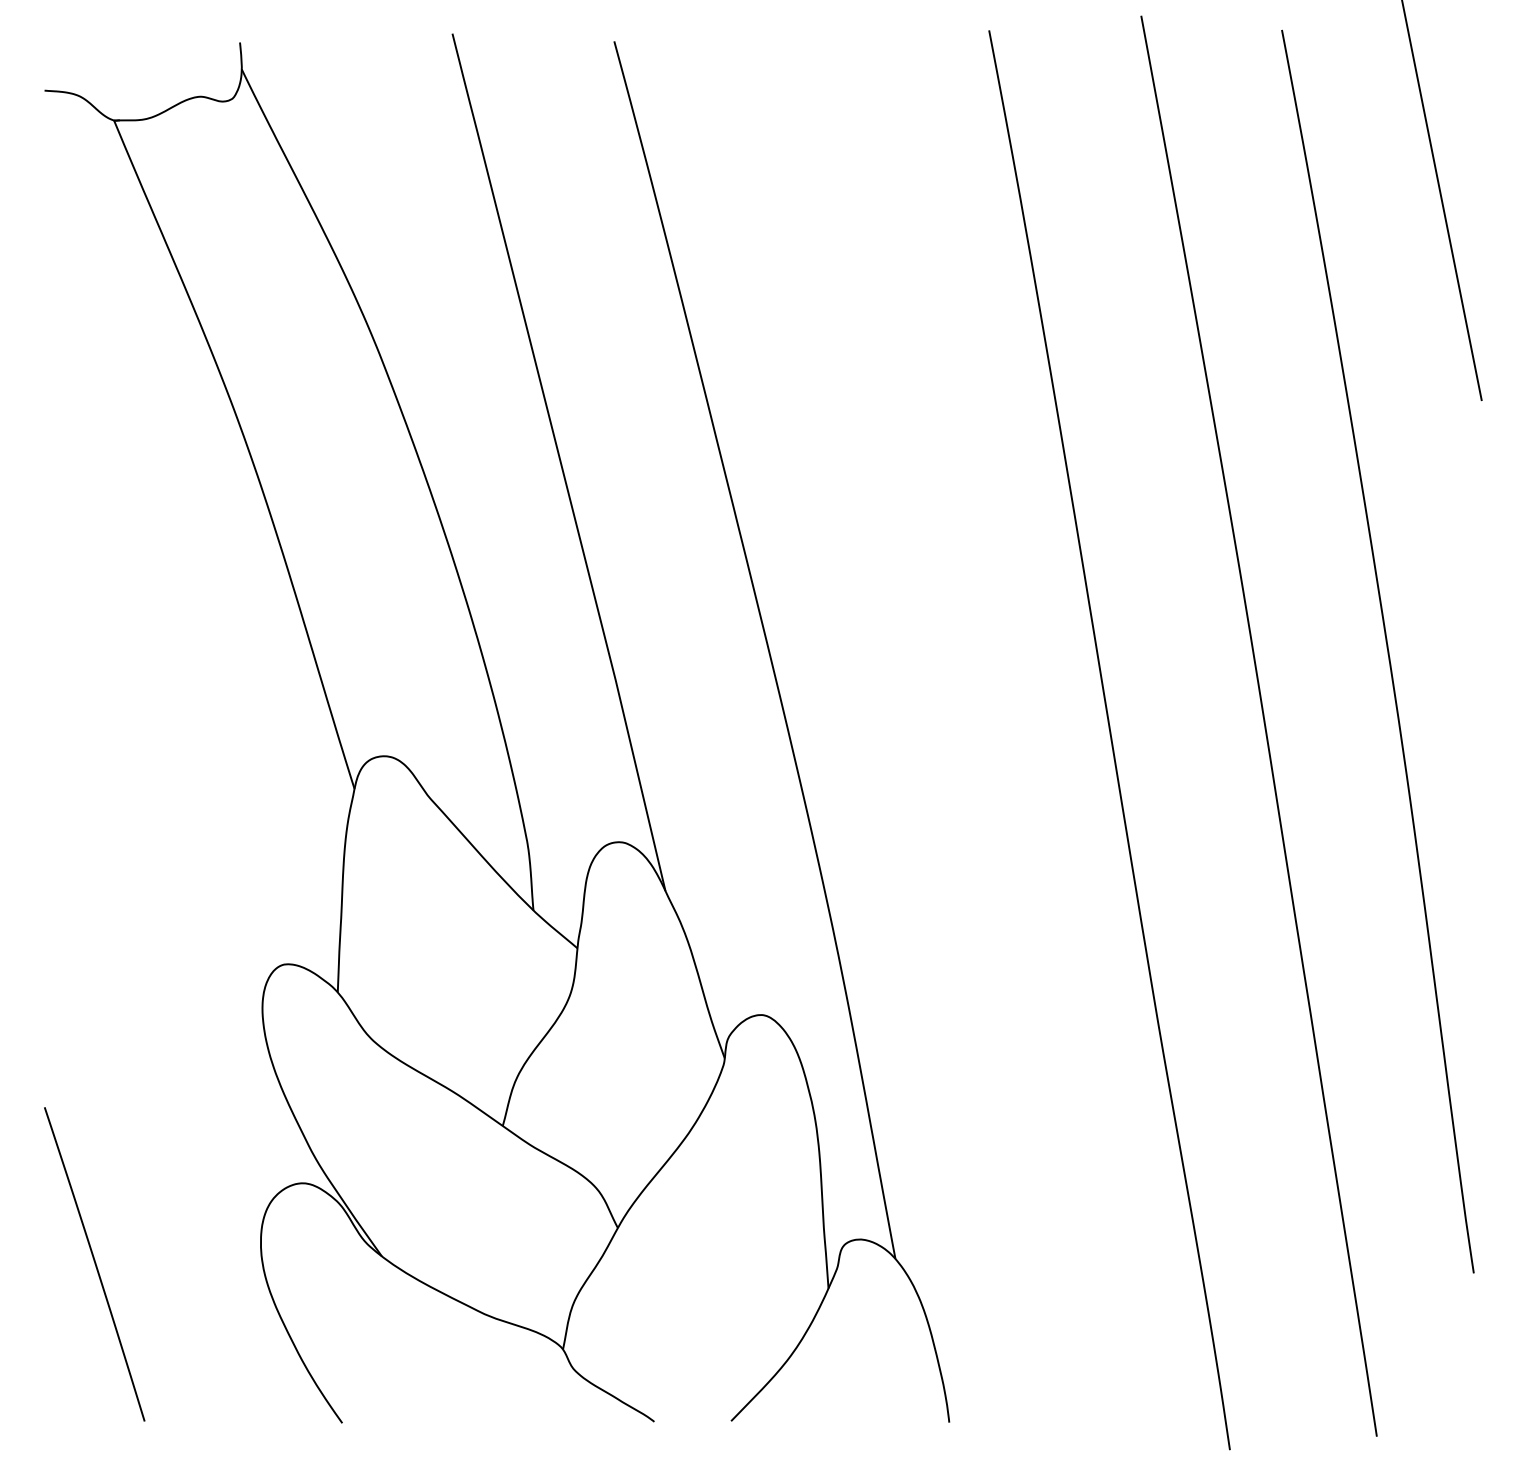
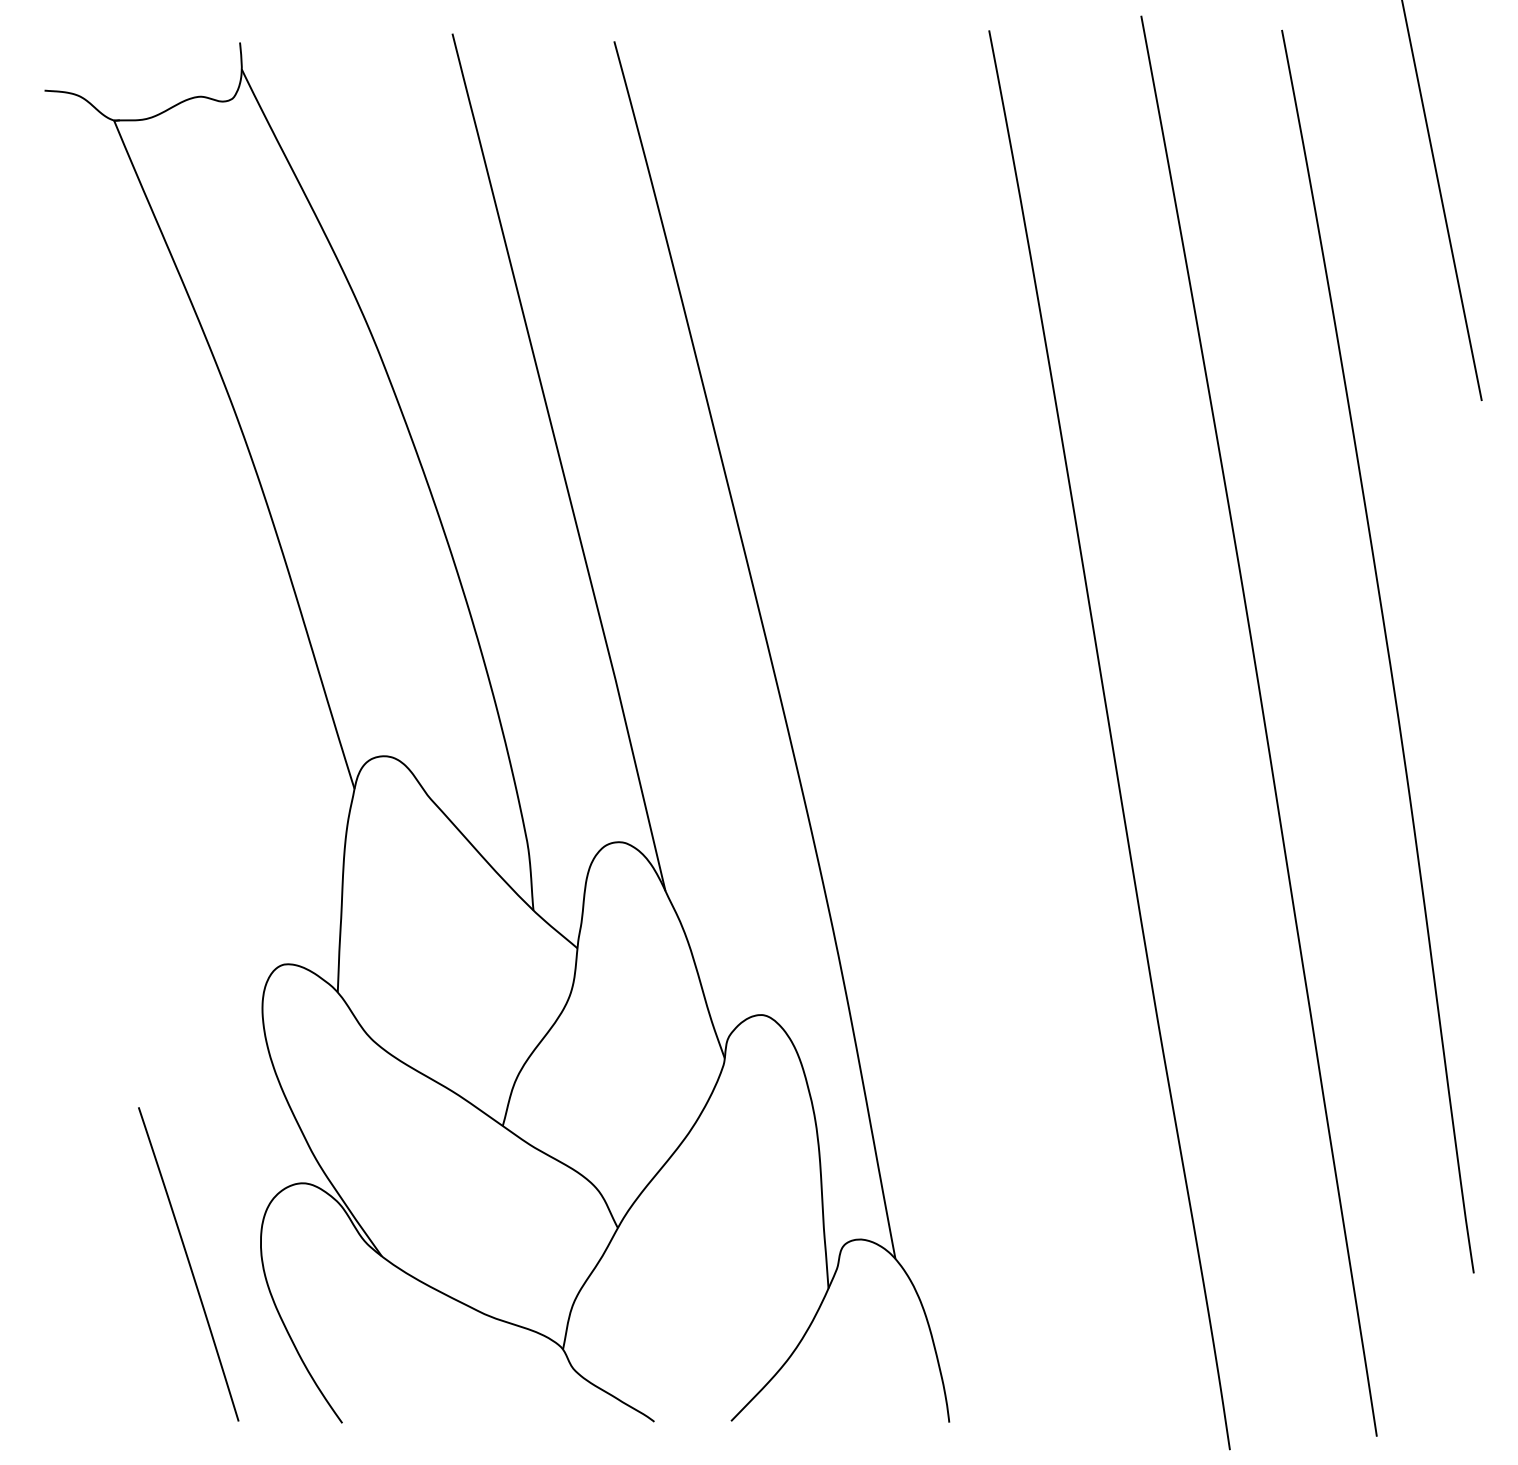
curve position: (94, 1264) -> (188, 1264) (188, 1264)
